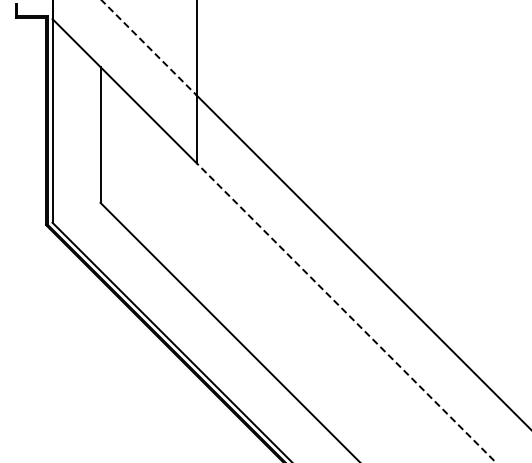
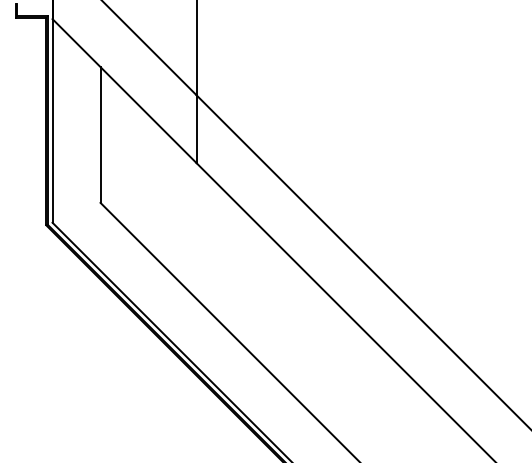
line: dashed -> solid (149, 47)
line: dashed -> solid (346, 312)
